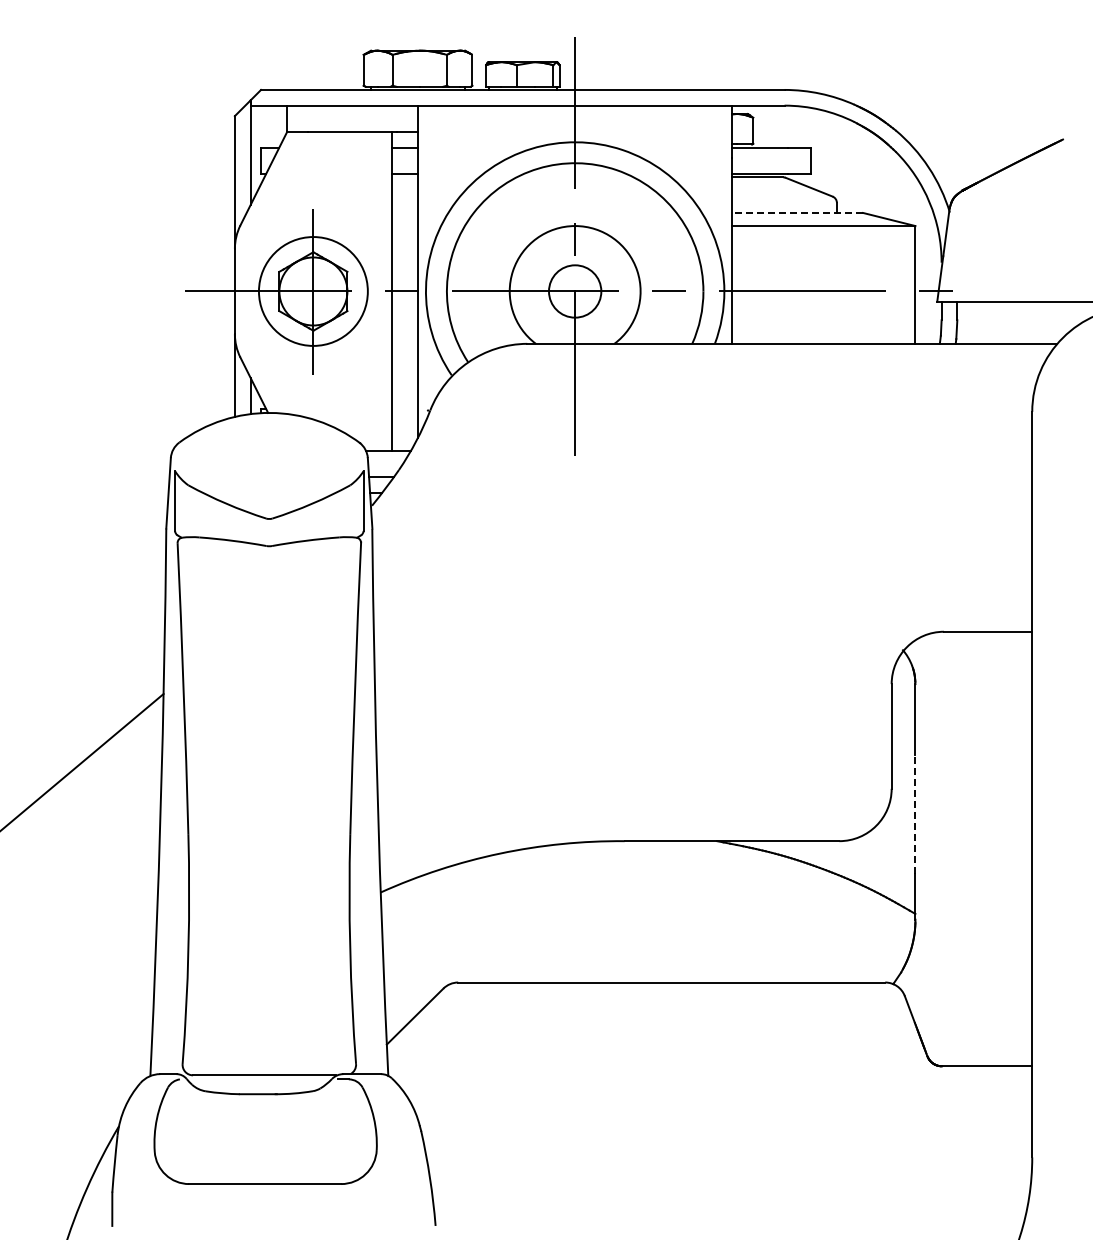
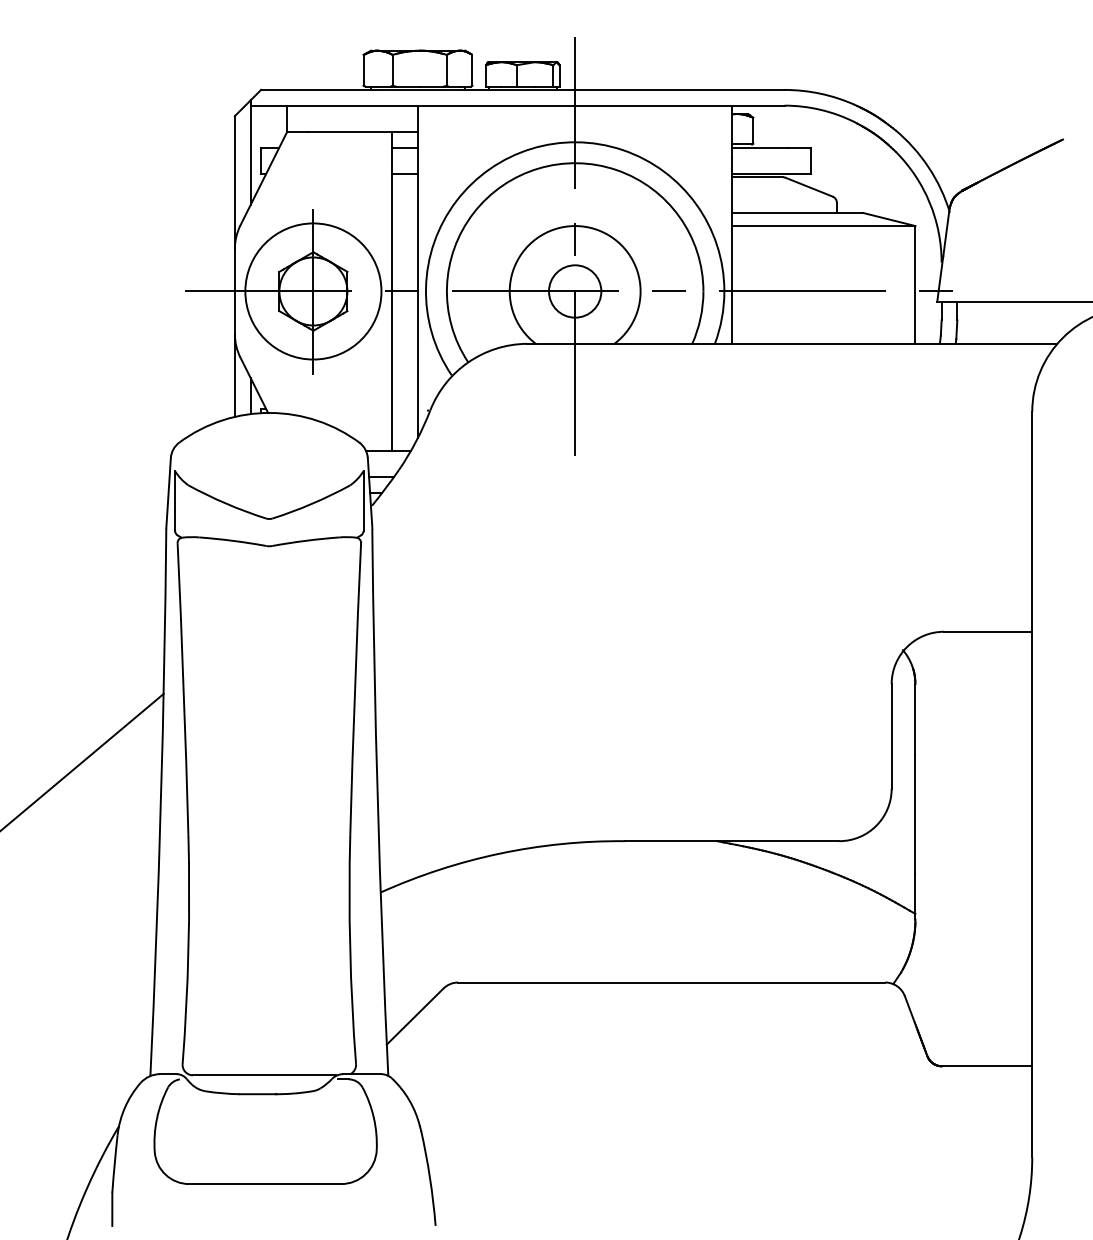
line: dashed -> solid (797, 212)
circle diameter: 109 px -> 136 px (313, 291)
line: dashed -> solid (915, 814)
